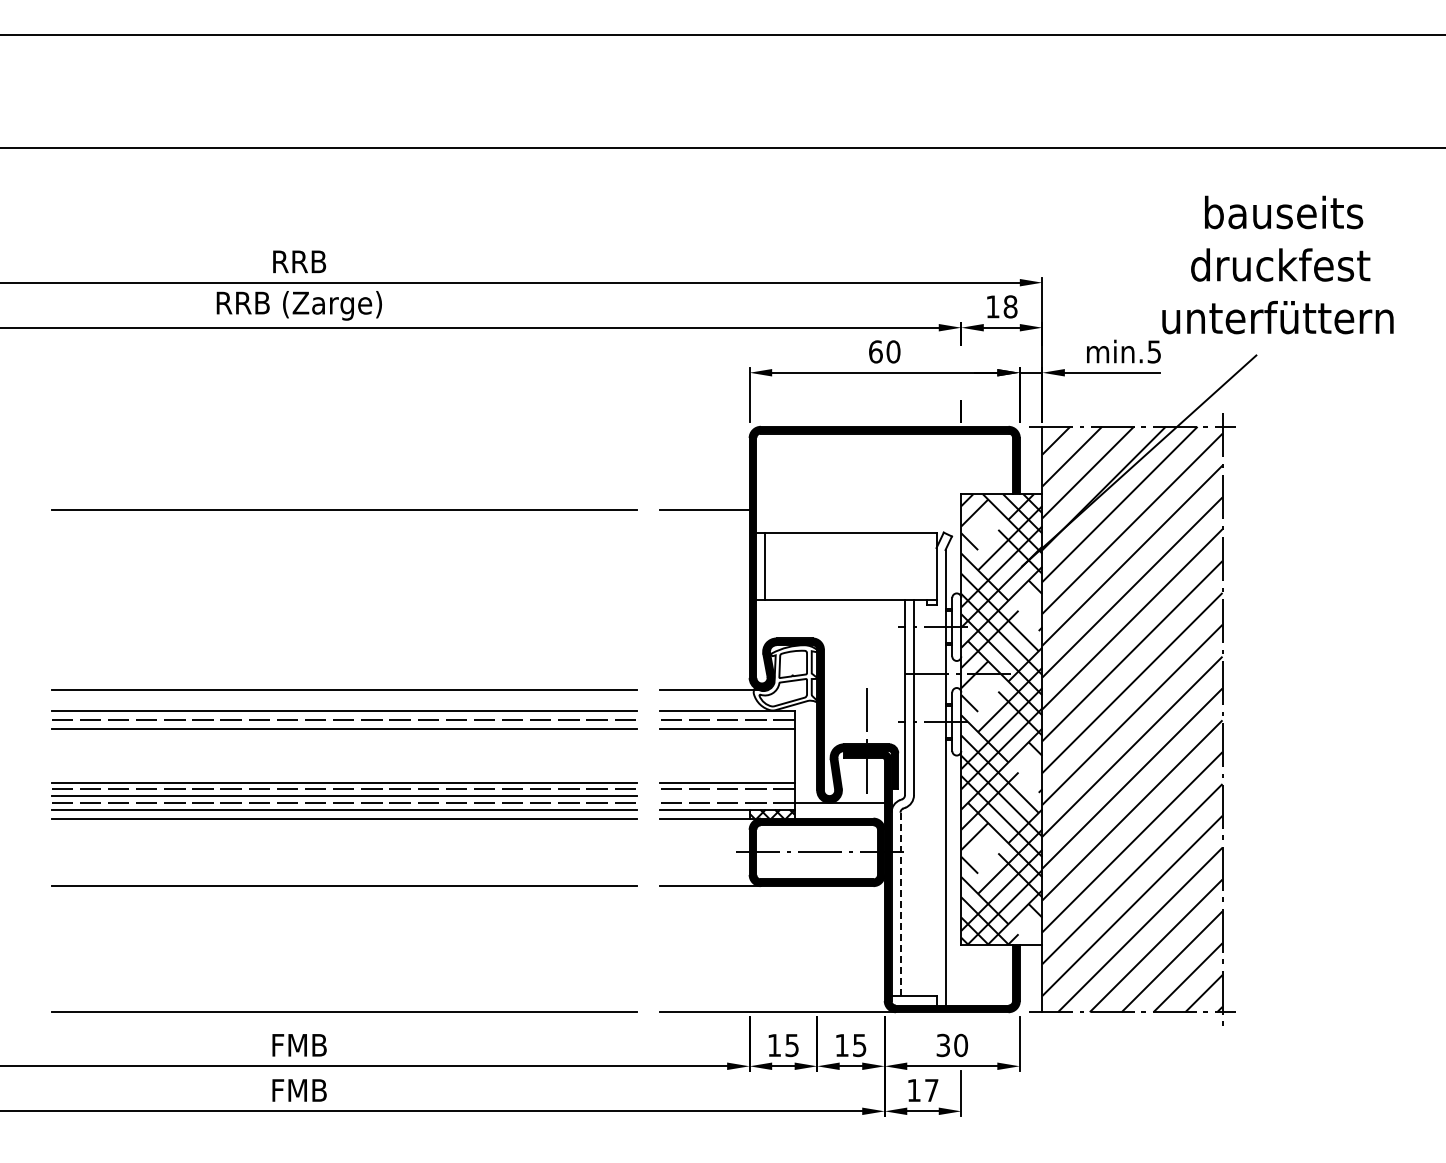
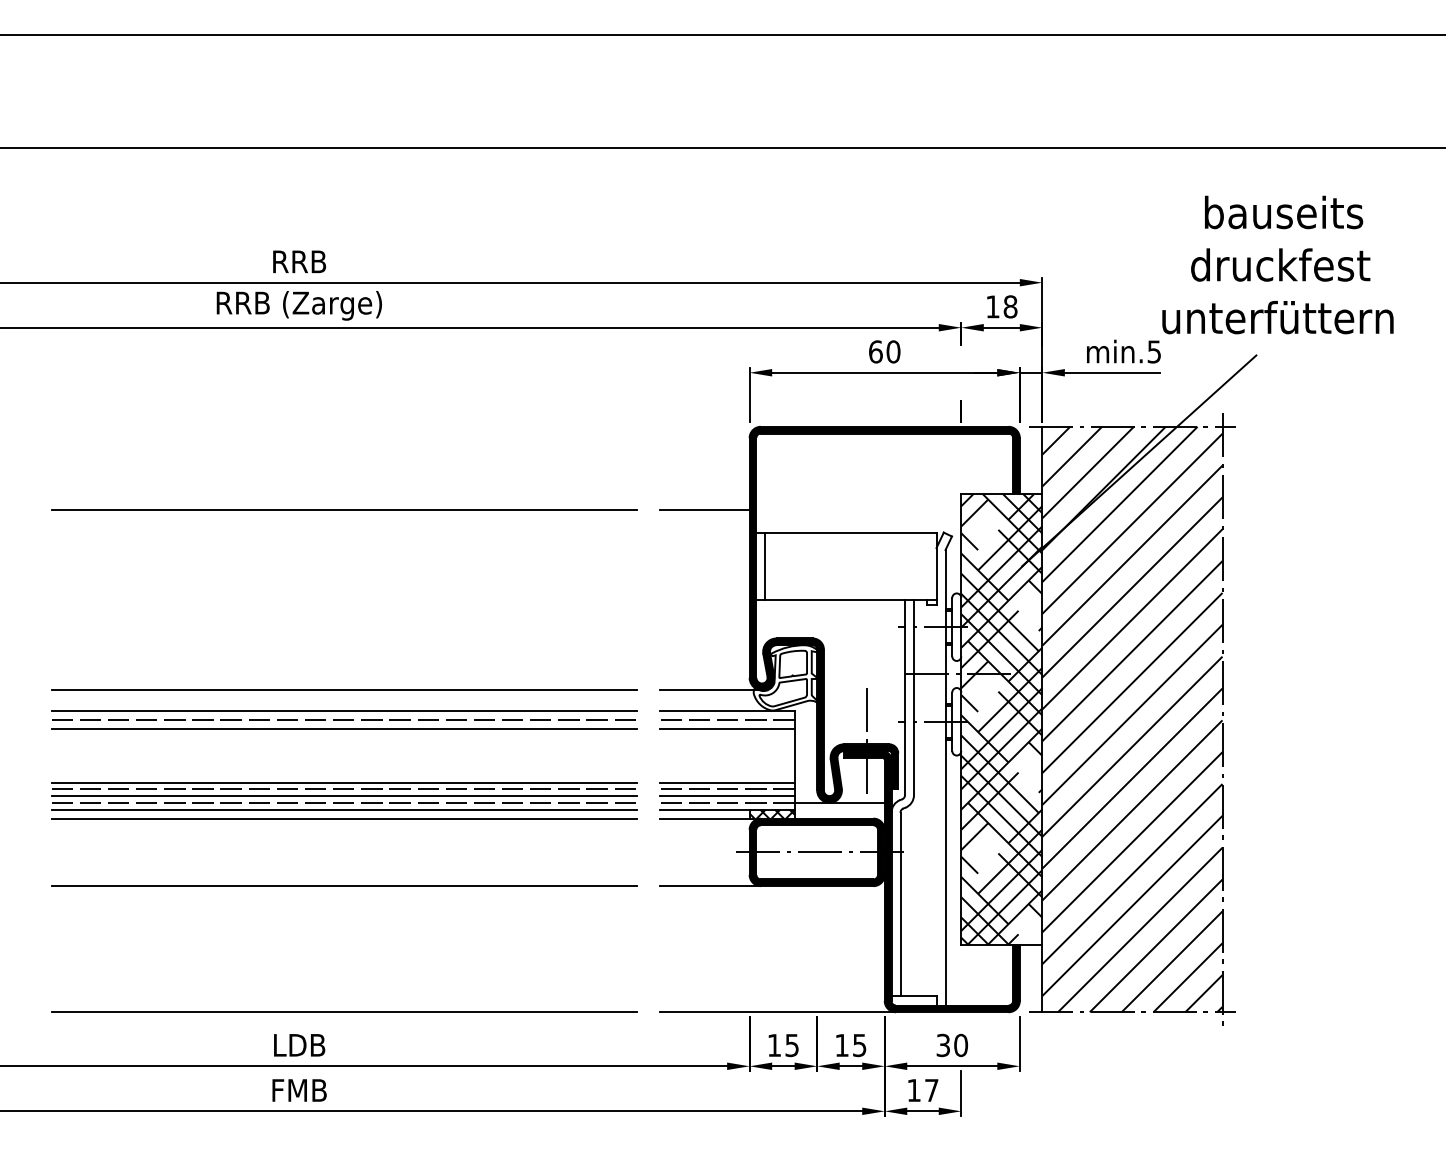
line: none -> present (726, 796)
line: dashed -> solid (900, 904)
text: FMB -> LDB (299, 1045)
